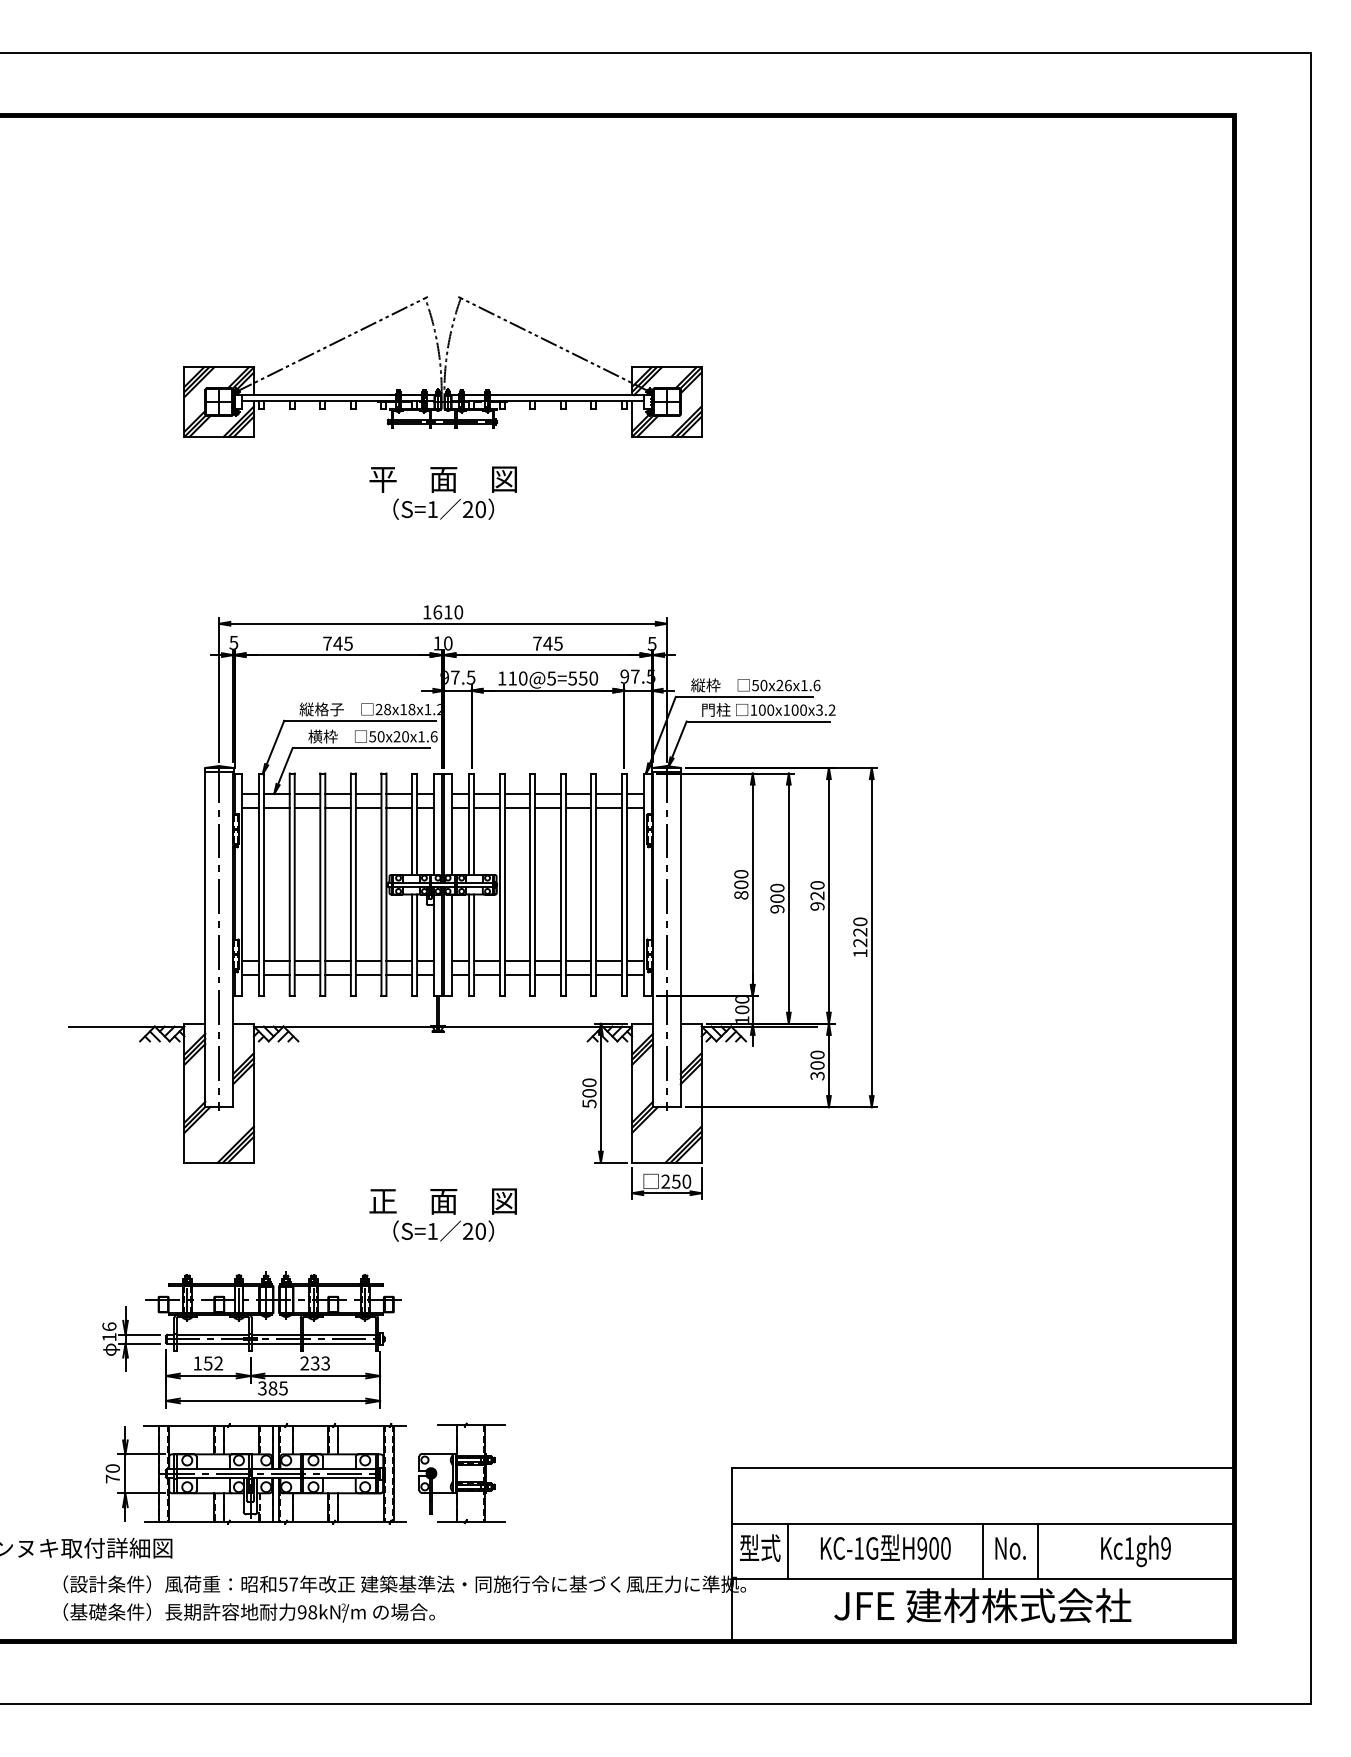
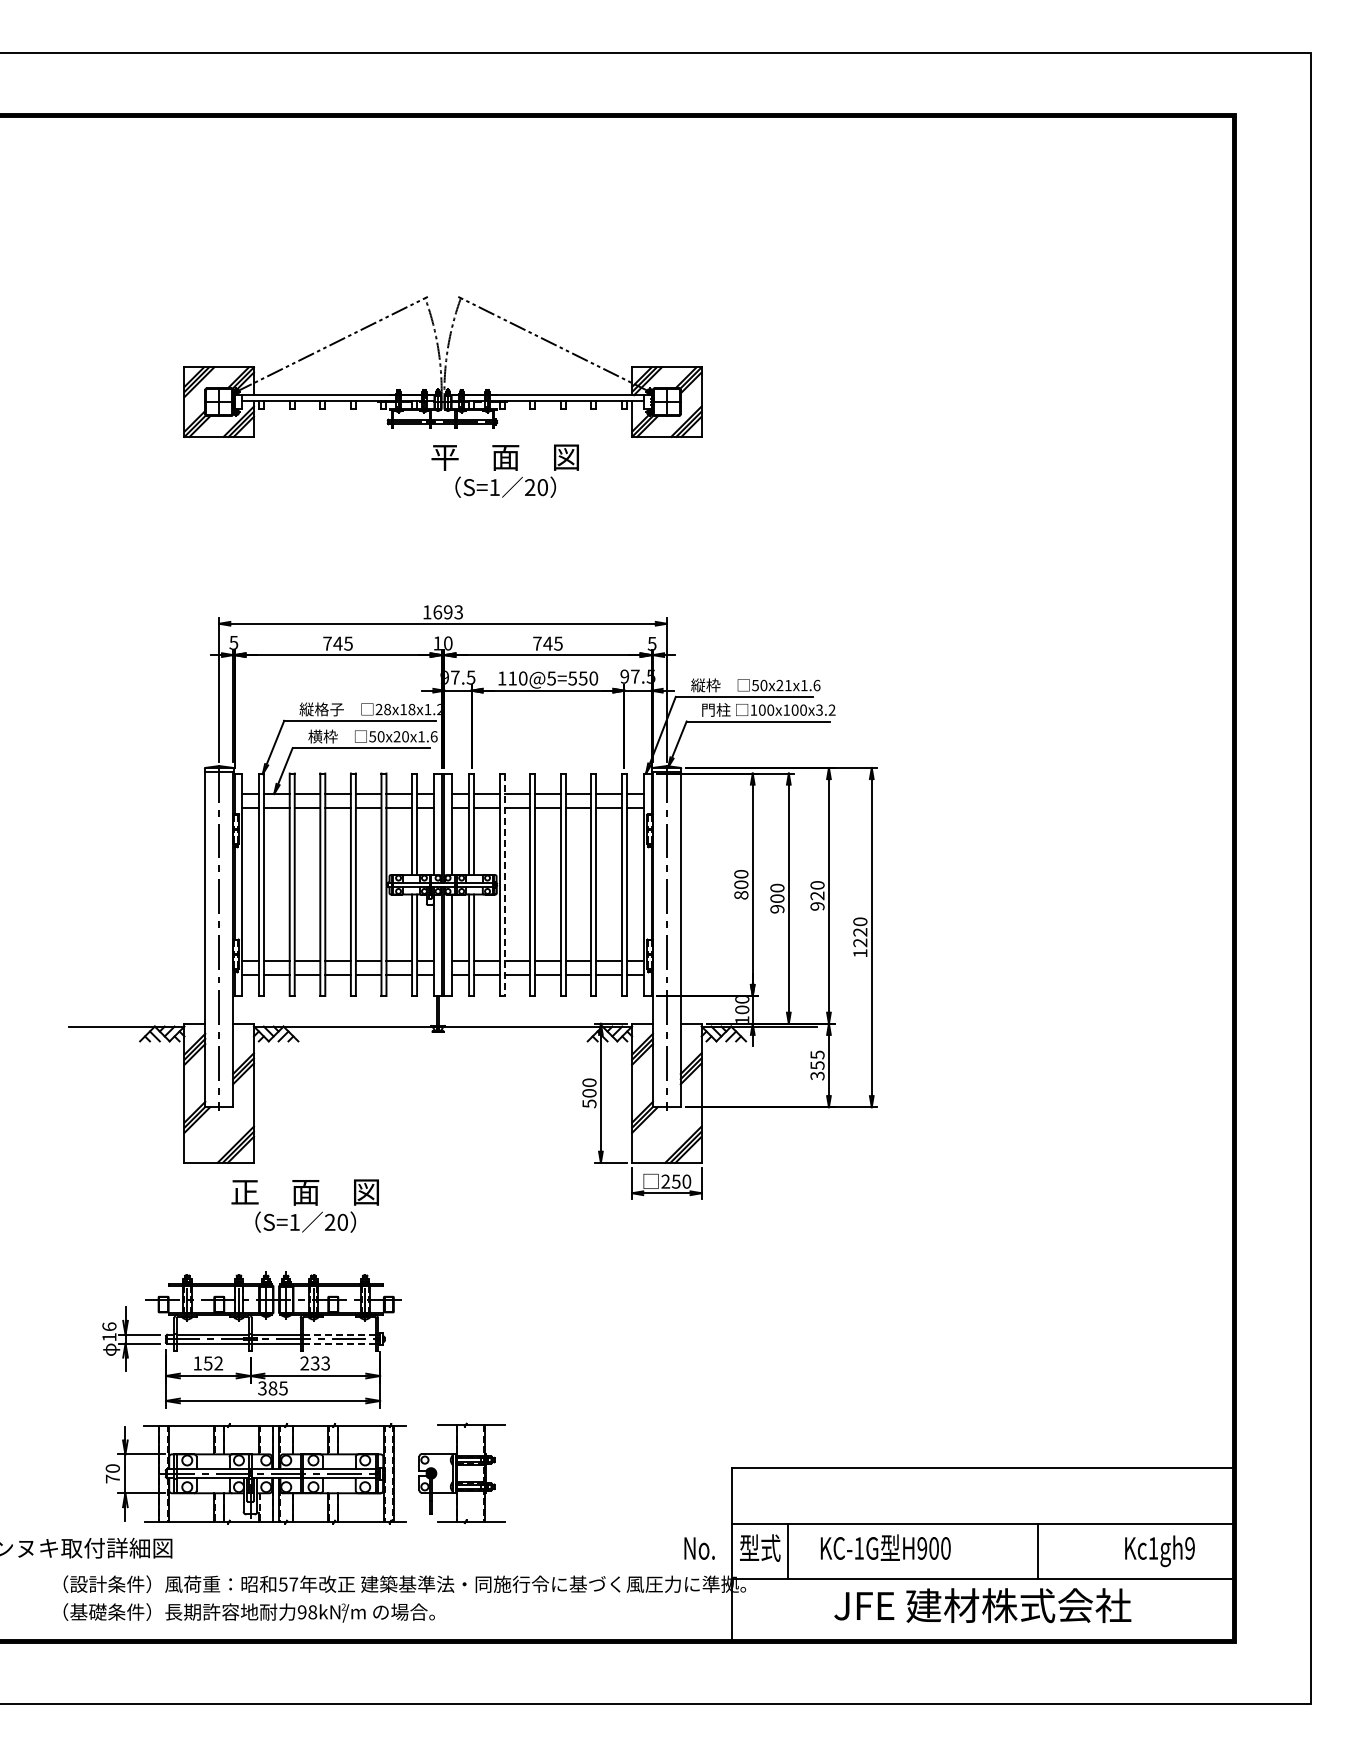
text position: (442, 492) -> (504, 470) (504, 470)
text: 1610 -> 1693 (453, 612)
text: 50x26x1.6 -> 50x21x1.6 (788, 685)
line: solid -> dashed (504, 885)
text: 300 -> 355 (817, 1059)
text position: (442, 1214) -> (304, 1205) (304, 1205)
line: solid -> dashed (339, 1334)
line: solid -> dashed (338, 1343)
text position: (1010, 1548) -> (699, 1548) (699, 1548)
line: present -> none (982, 1551)
text position: (1135, 1551) -> (1159, 1551) (1159, 1551)
